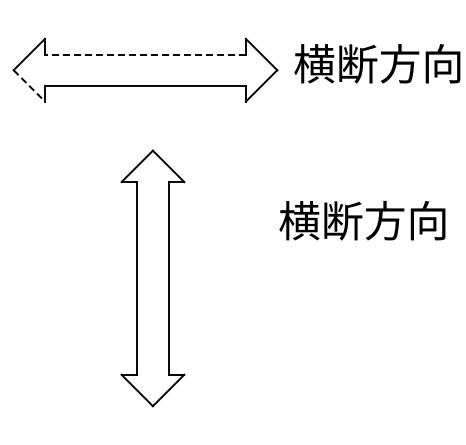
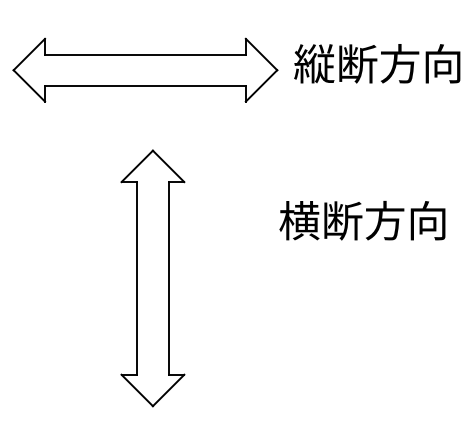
line: dashed -> solid (144, 54)
text: 横断方向 -> 縦断方向 (314, 63)
line: dashed -> solid (29, 86)
